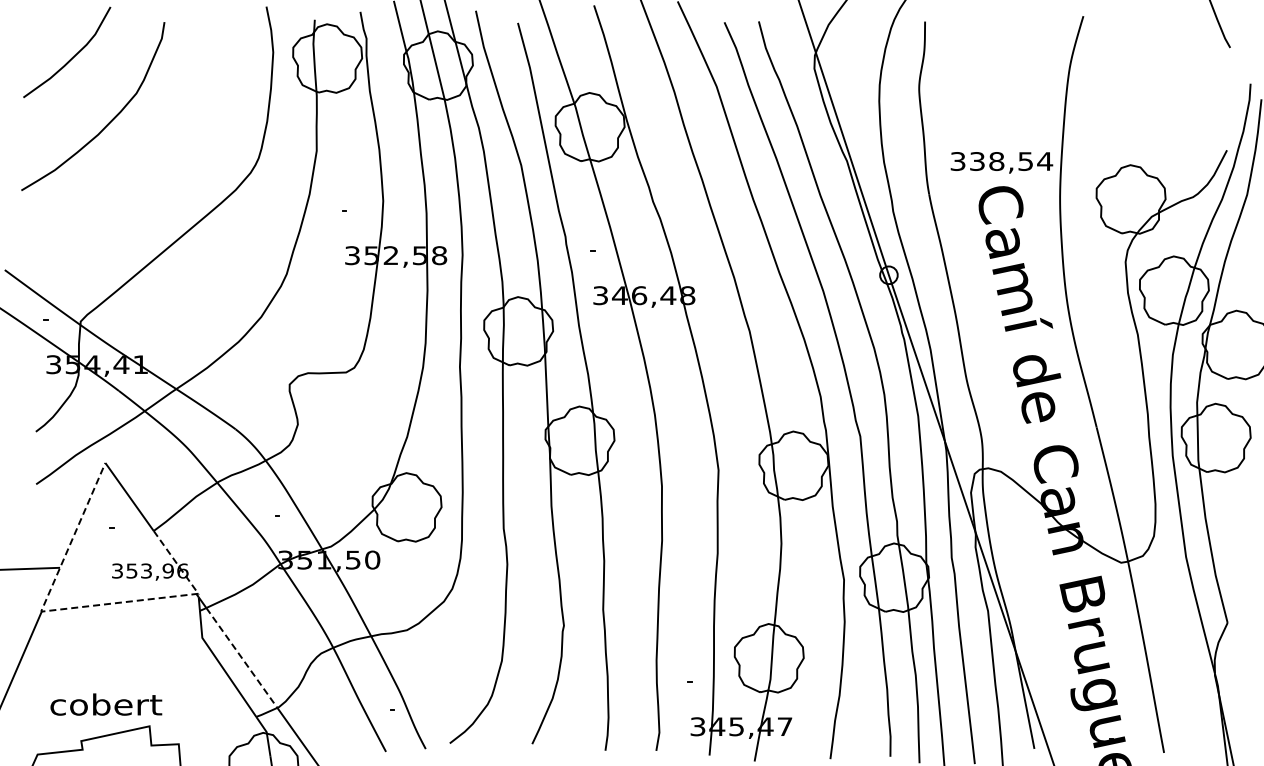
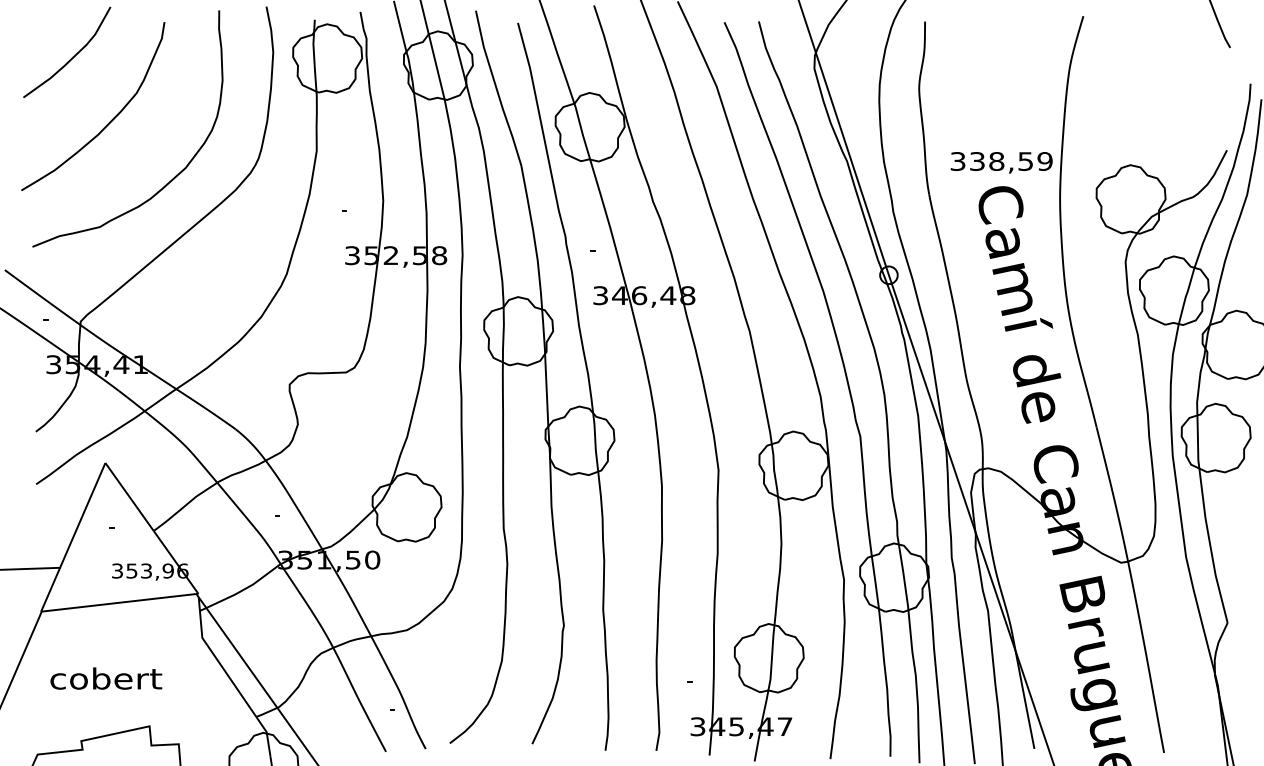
text: 338,54 -> 338,59 (1045, 161)
curve: none -> present (175, 175)
line: dashed -> solid (77, 607)
line: dashed -> solid (242, 658)
text position: (106, 704) -> (106, 678) (106, 678)
